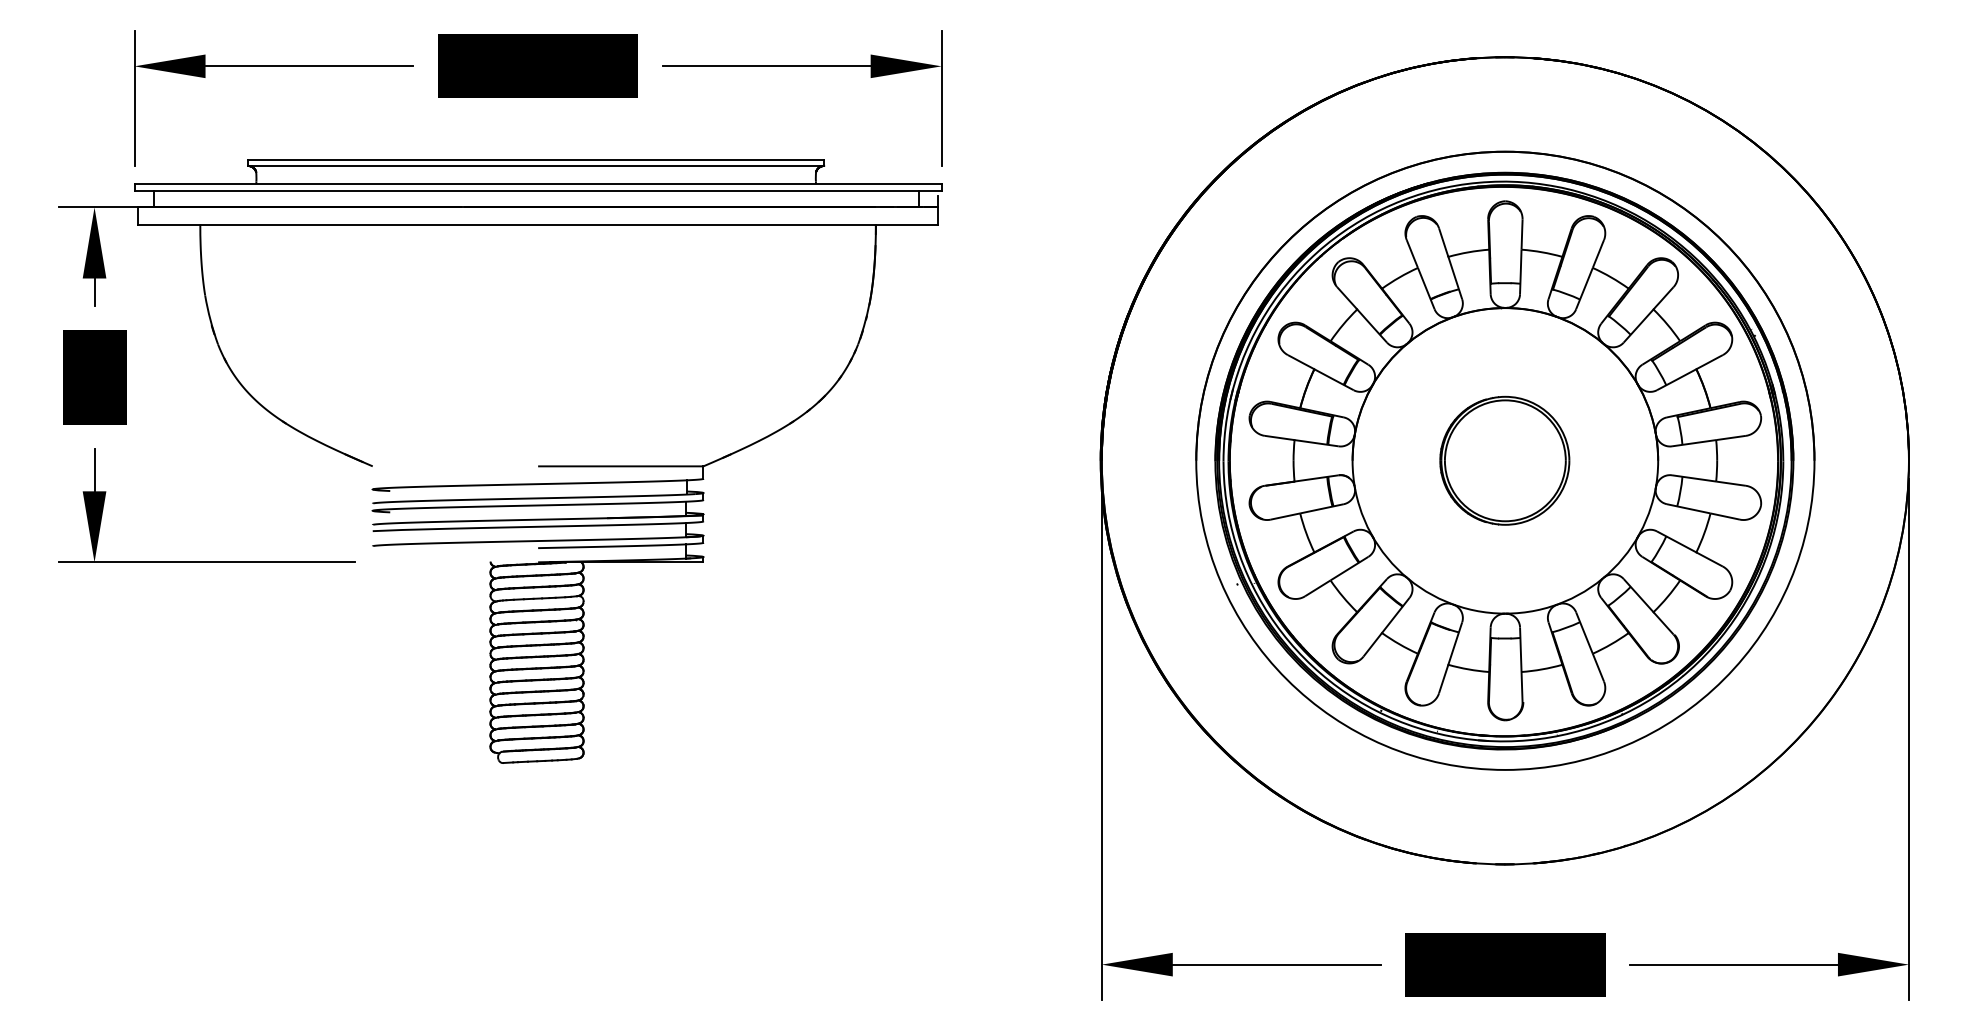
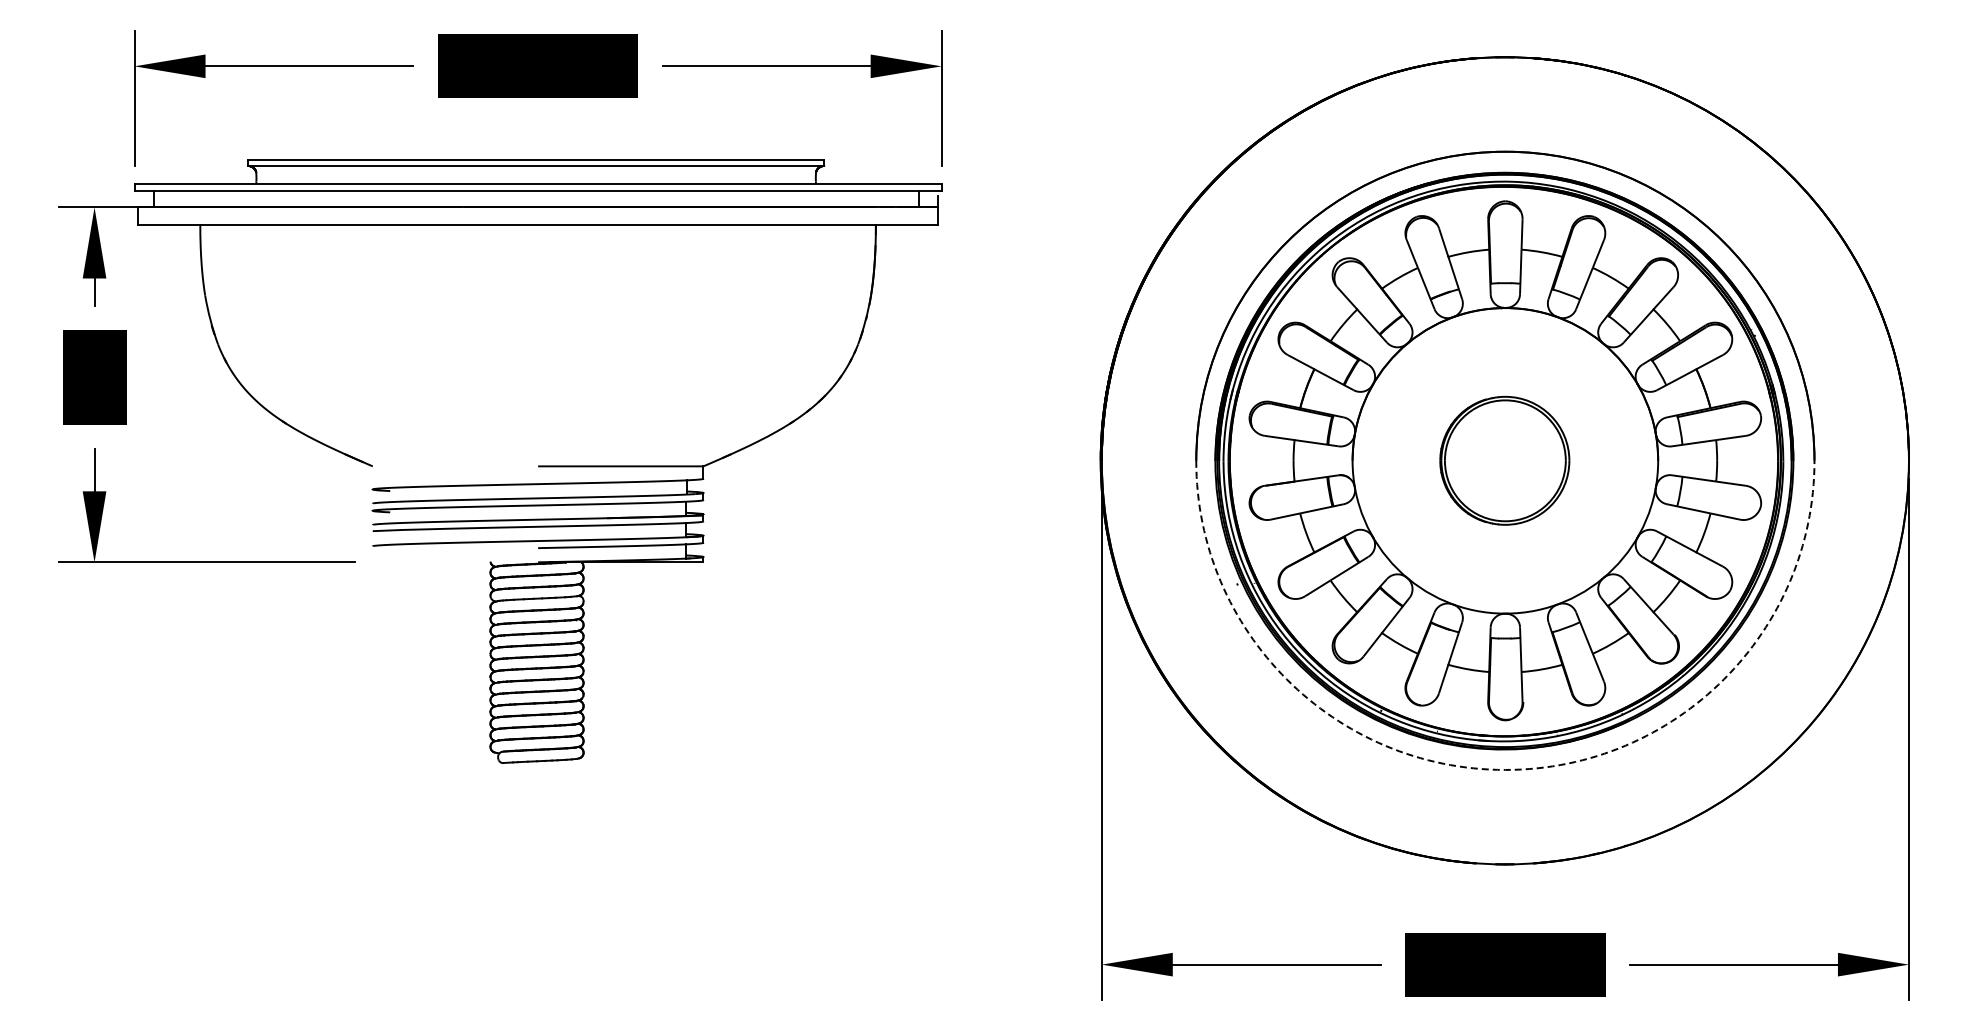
arc: solid -> dashed (1505, 769)
